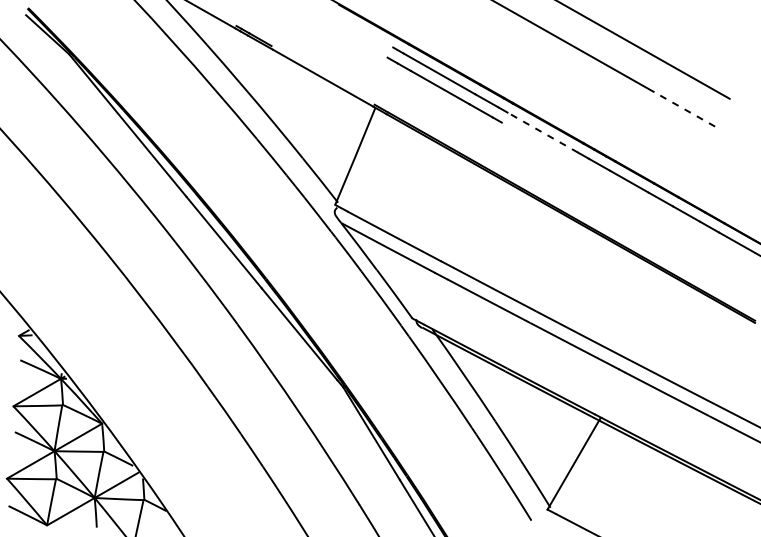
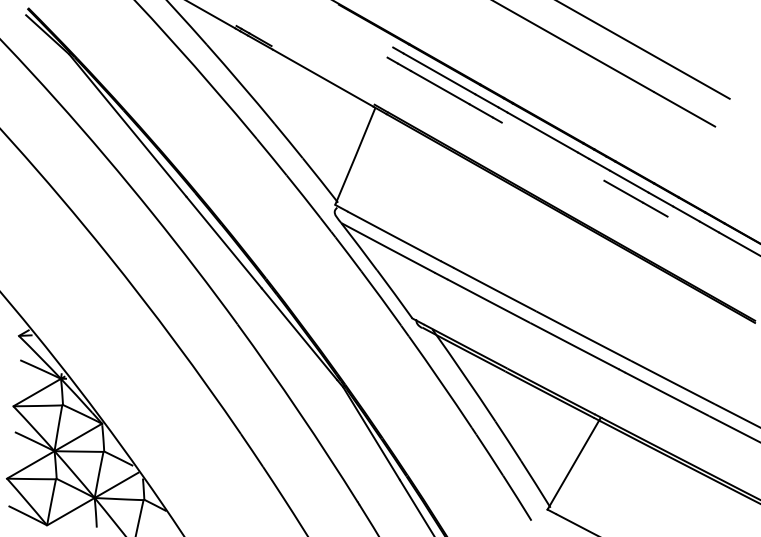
line: dashed -> solid (684, 109)
line: dashed -> solid (542, 132)
line: none -> present (635, 198)
